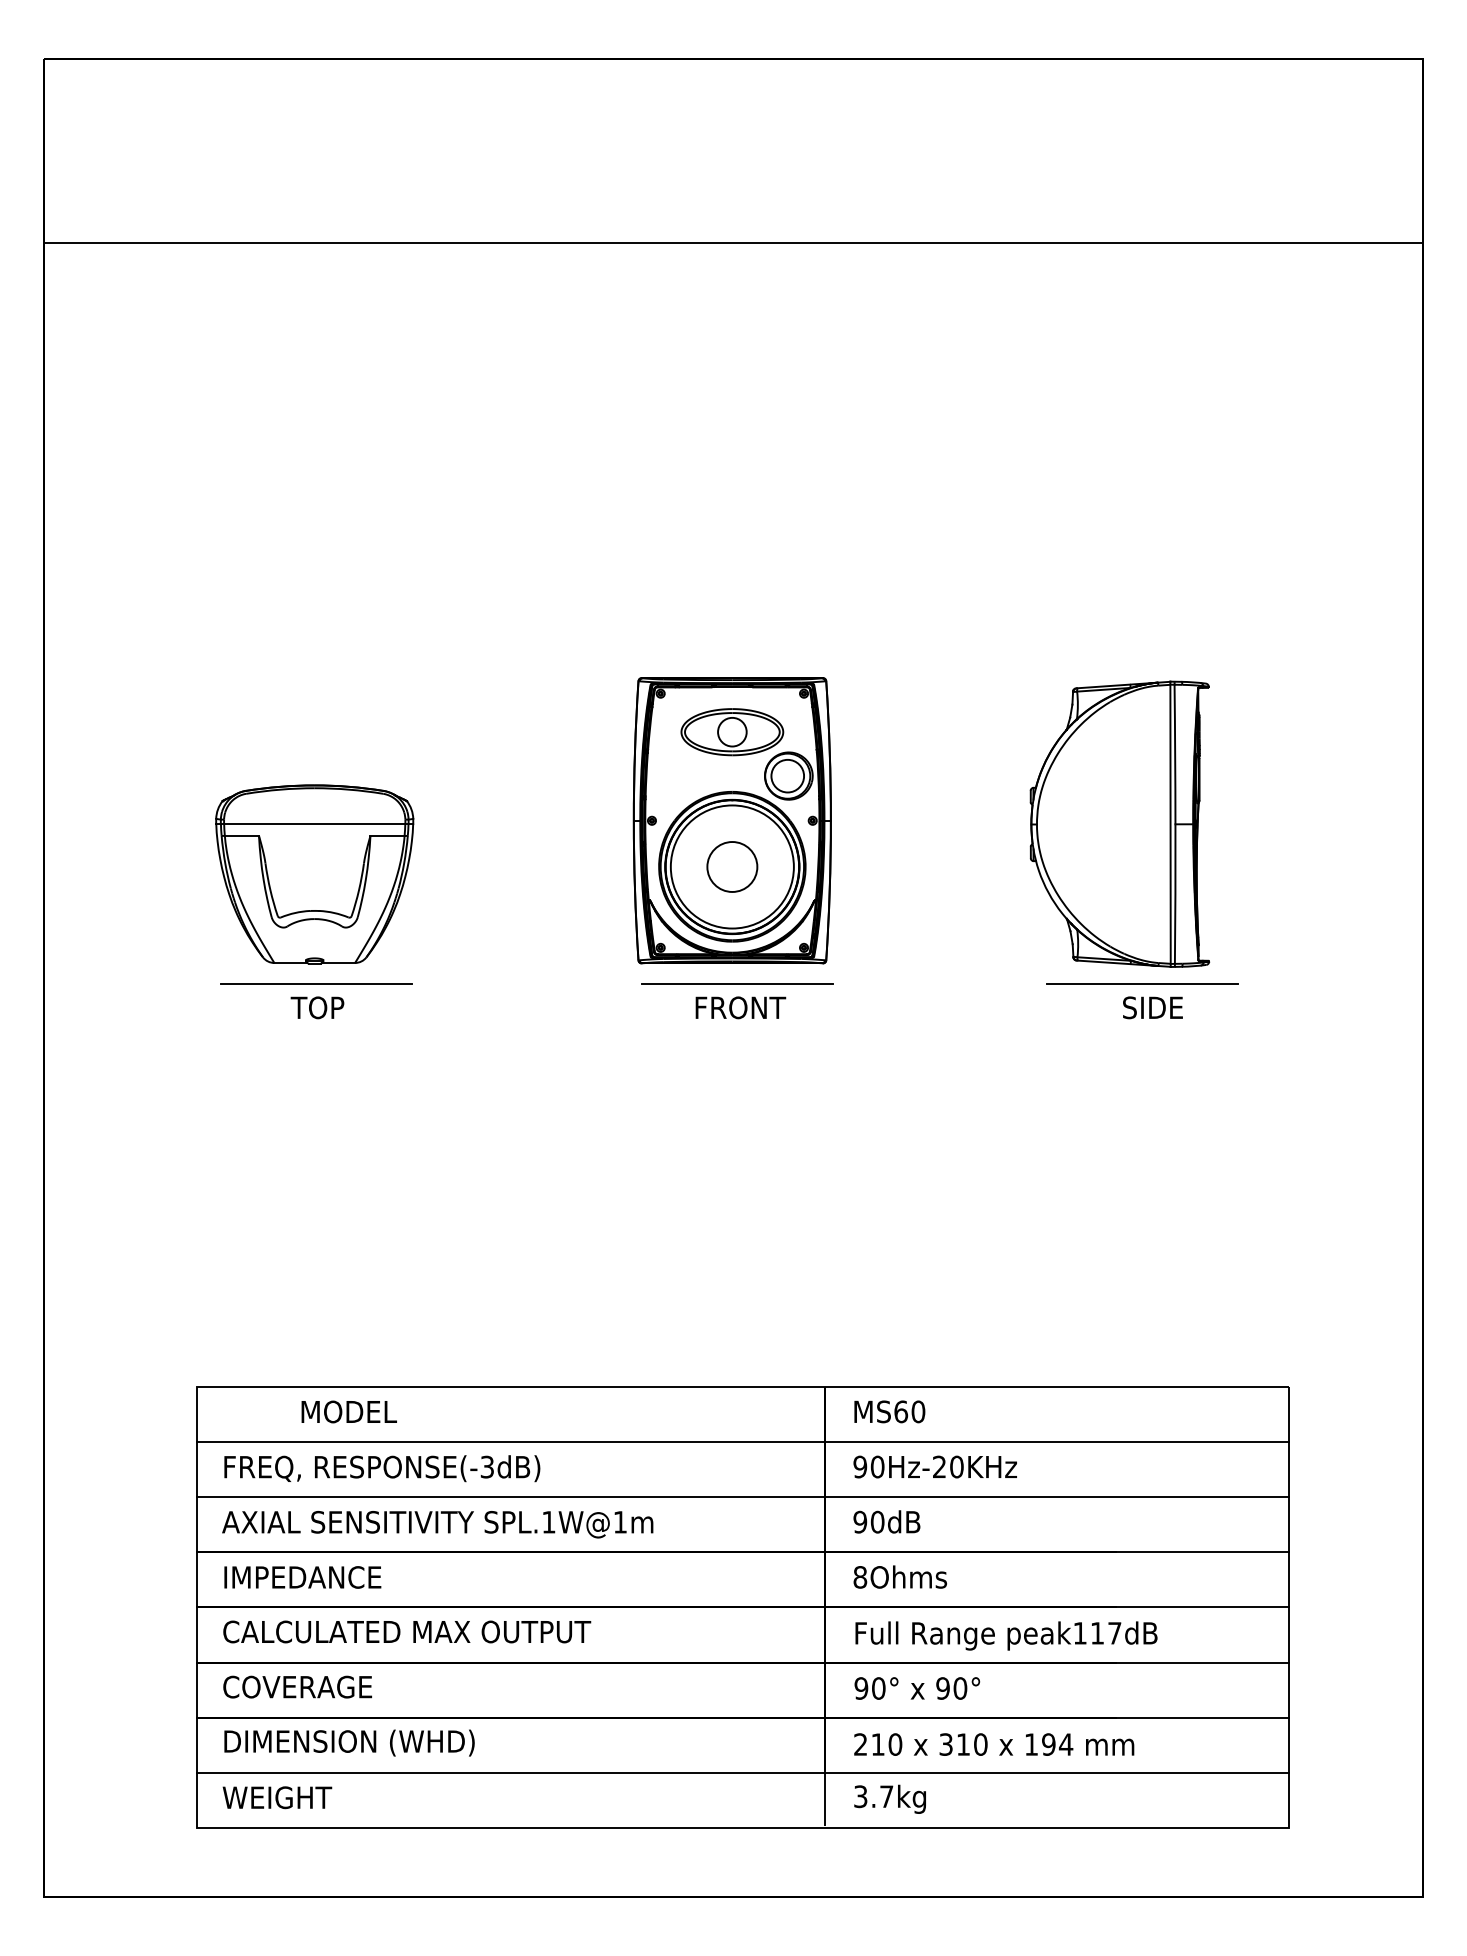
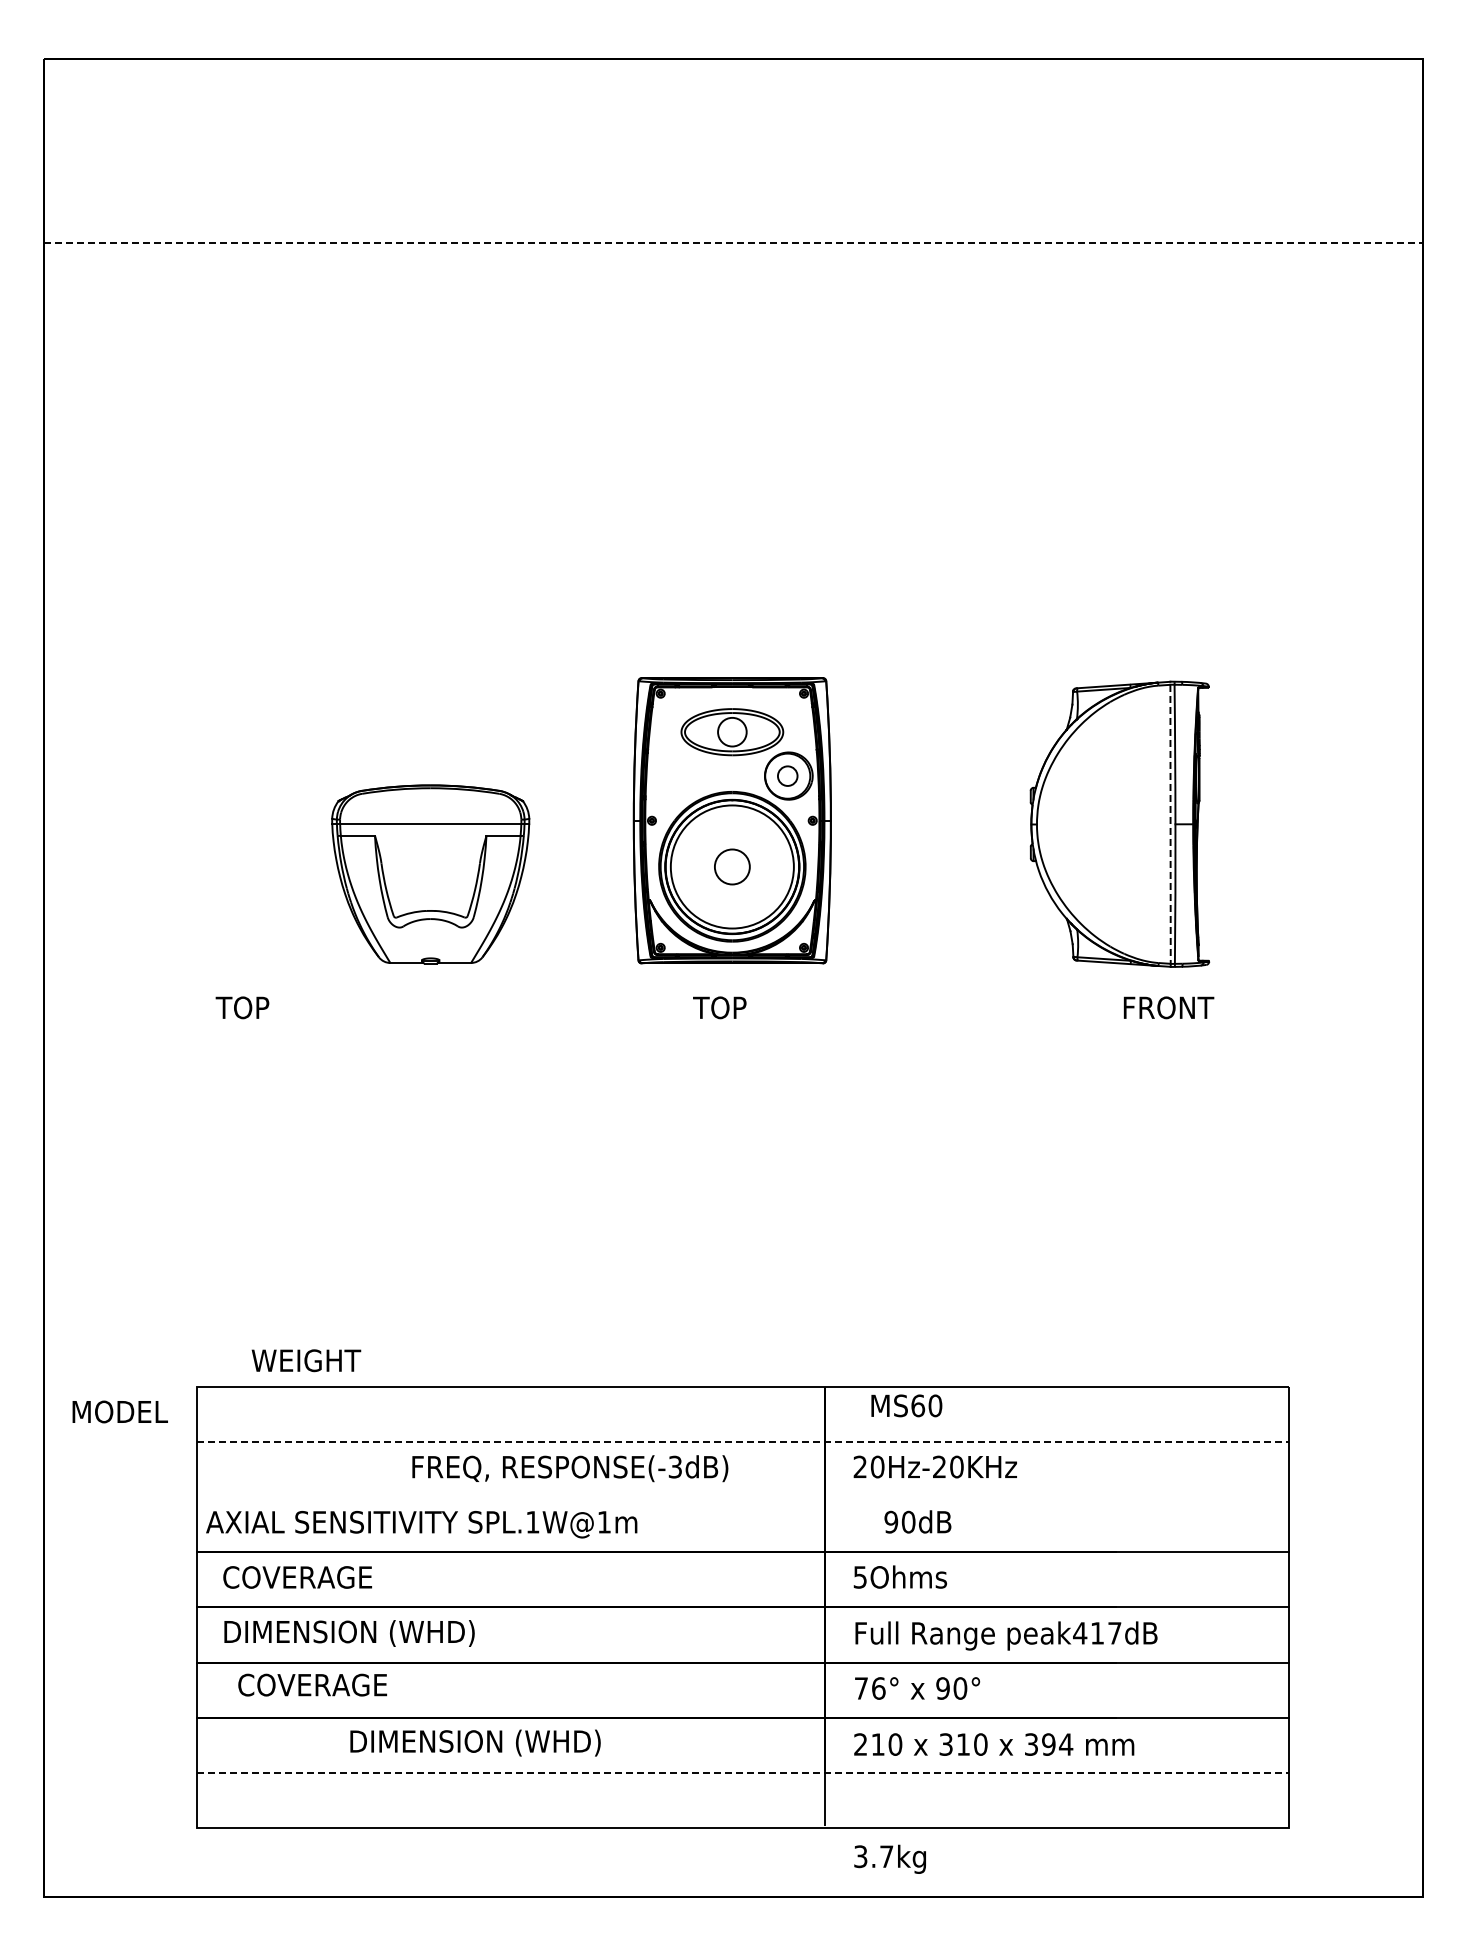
line: solid -> dashed (733, 242)
circle diameter: 33 px -> 20 px (787, 775)
line: solid -> dashed (1170, 824)
circle diameter: 50 px -> 35 px (731, 866)
part position: (314, 874) -> (430, 874) (430, 874)
line: present -> none (316, 983)
line: present -> none (736, 983)
line: present -> none (1142, 983)
text position: (317, 1007) -> (242, 1007) (242, 1007)
text: FRONT -> TOP (739, 1007)
text: SIDE -> FRONT (1168, 1007)
text position: (348, 1411) -> (119, 1411) (119, 1411)
text position: (889, 1411) -> (906, 1405) (906, 1405)
line: solid -> dashed (742, 1441)
text: 90Hz-20KHz -> 20Hz-20KHz (860, 1466)
text position: (382, 1468) -> (570, 1468) (570, 1468)
line: present -> none (742, 1497)
text position: (886, 1521) -> (917, 1521) (917, 1521)
text position: (437, 1524) -> (421, 1524) (421, 1524)
text: IMPEDANCE -> COVERAGE (302, 1577)
text: 8Ohms -> 5Ohms (860, 1577)
text: CALCULATED MAX OUTPUT -> DIMENSION (WHD) (407, 1633)
text: peak117dB -> peak417dB (1080, 1633)
text position: (297, 1686) -> (312, 1684) (312, 1684)
text: 90° -> 76° (869, 1688)
text position: (349, 1742) -> (475, 1742) (475, 1742)
text: 194 -> 394 (1031, 1744)
line: solid -> dashed (742, 1772)
text position: (277, 1797) -> (306, 1360) (306, 1360)
text position: (889, 1798) -> (889, 1858) (889, 1858)
